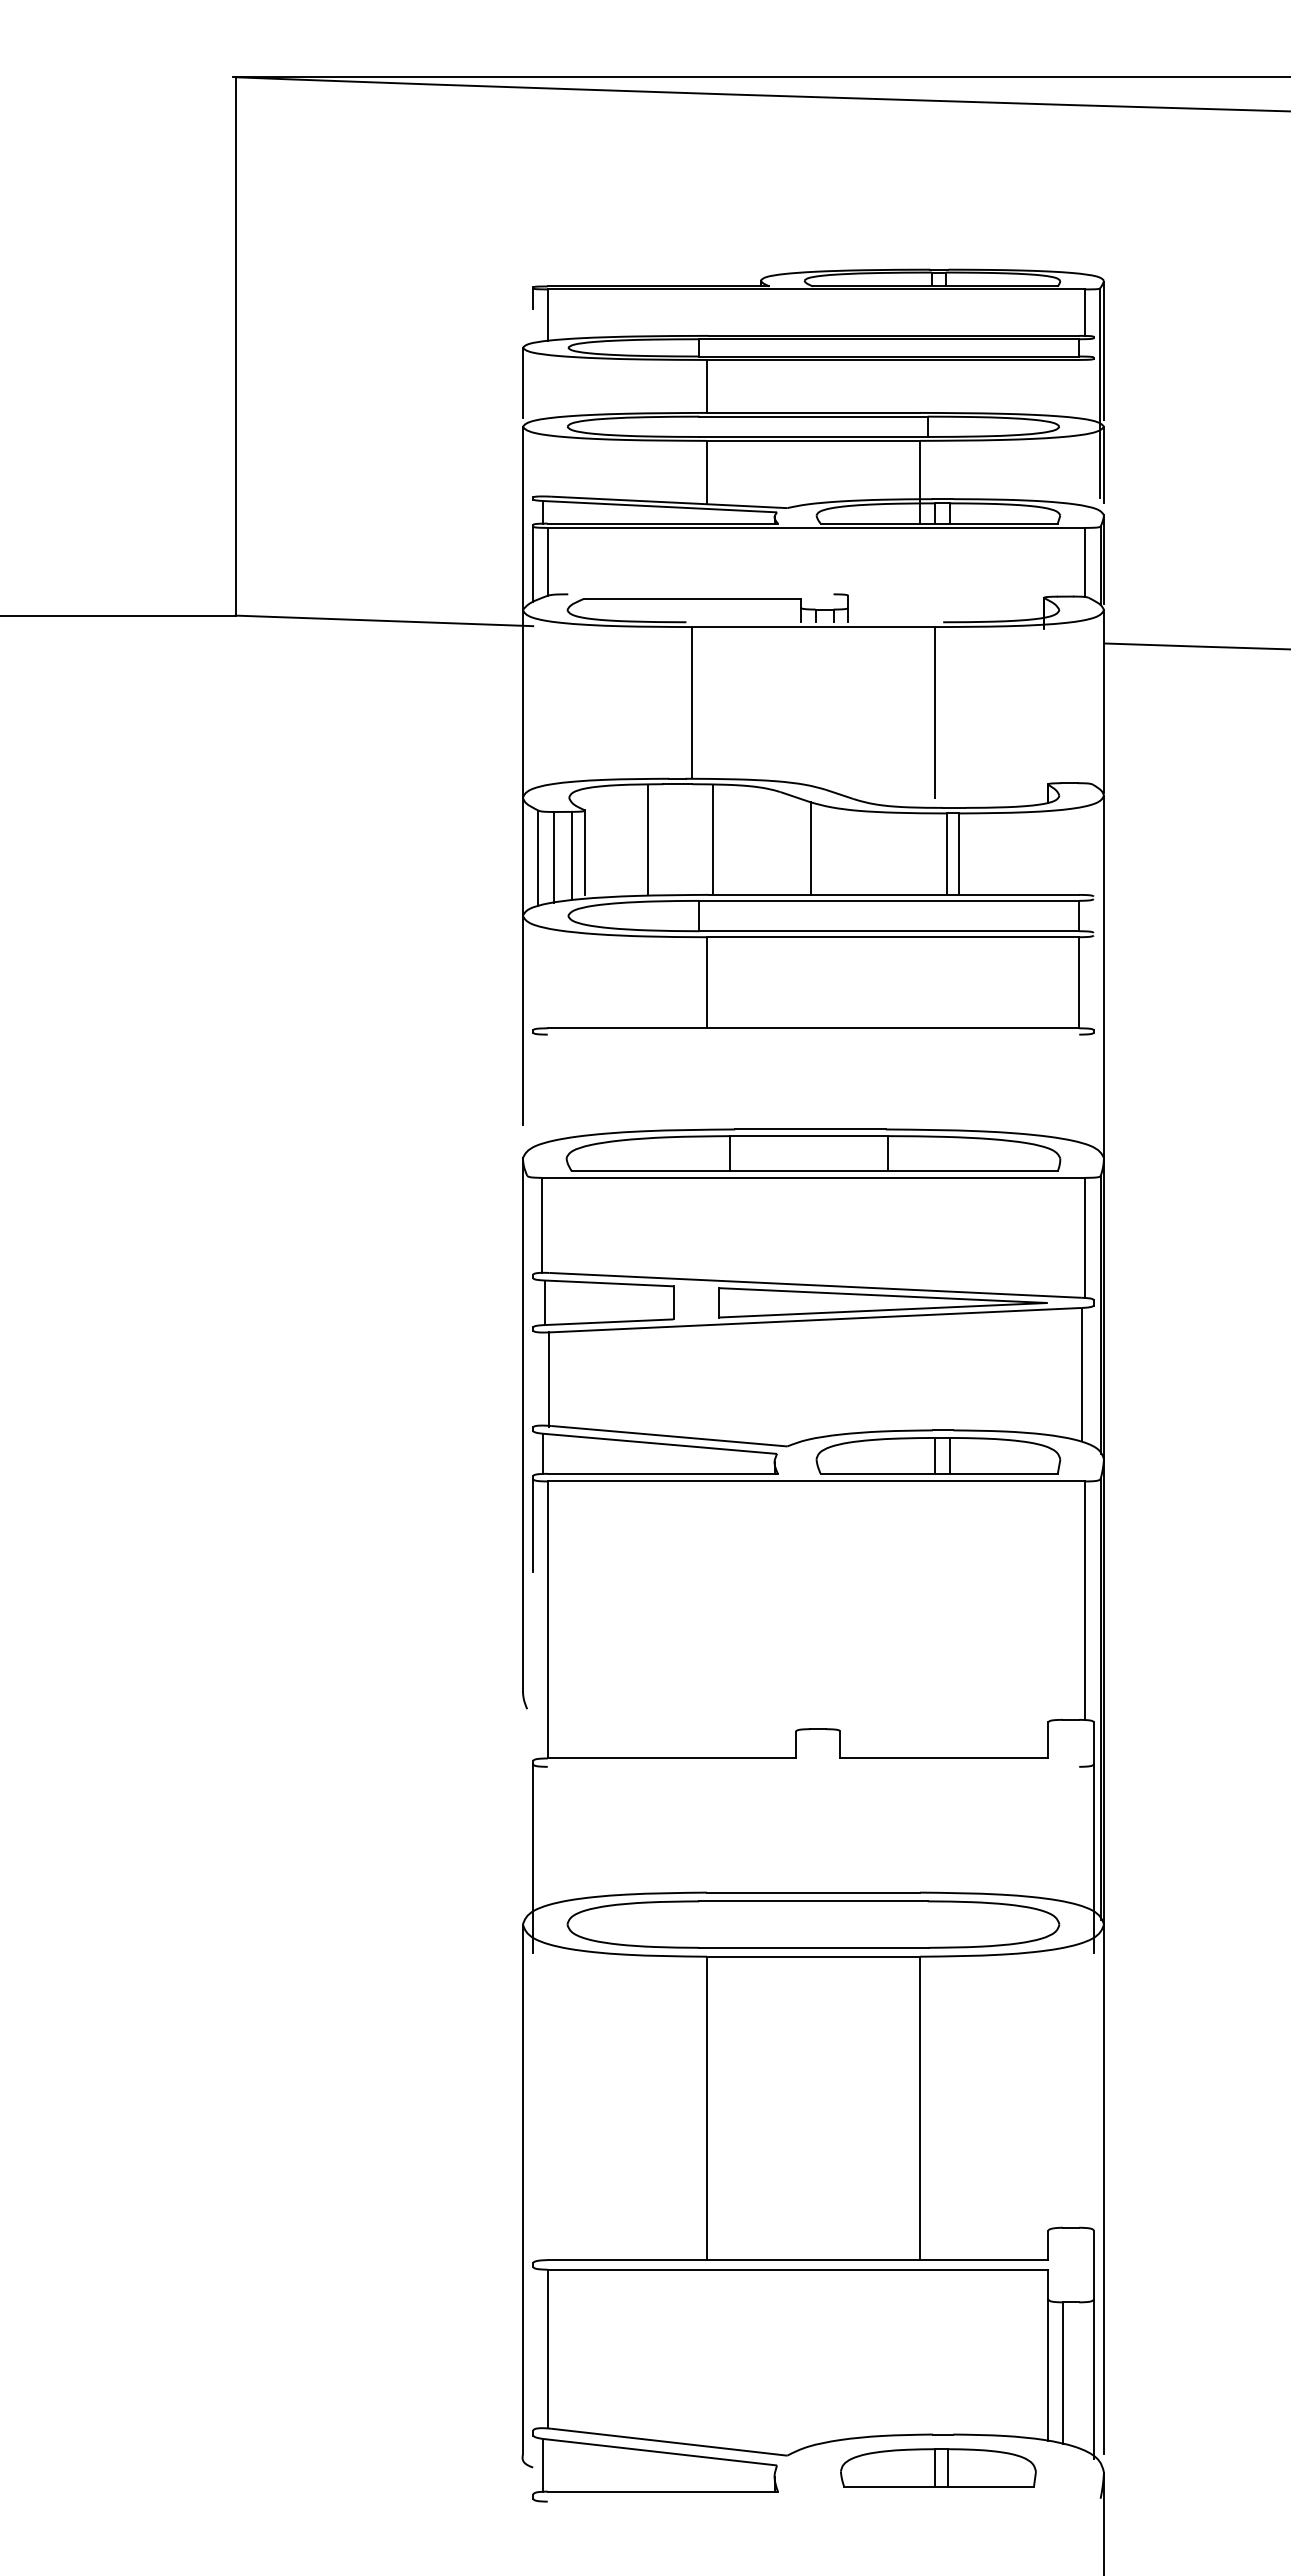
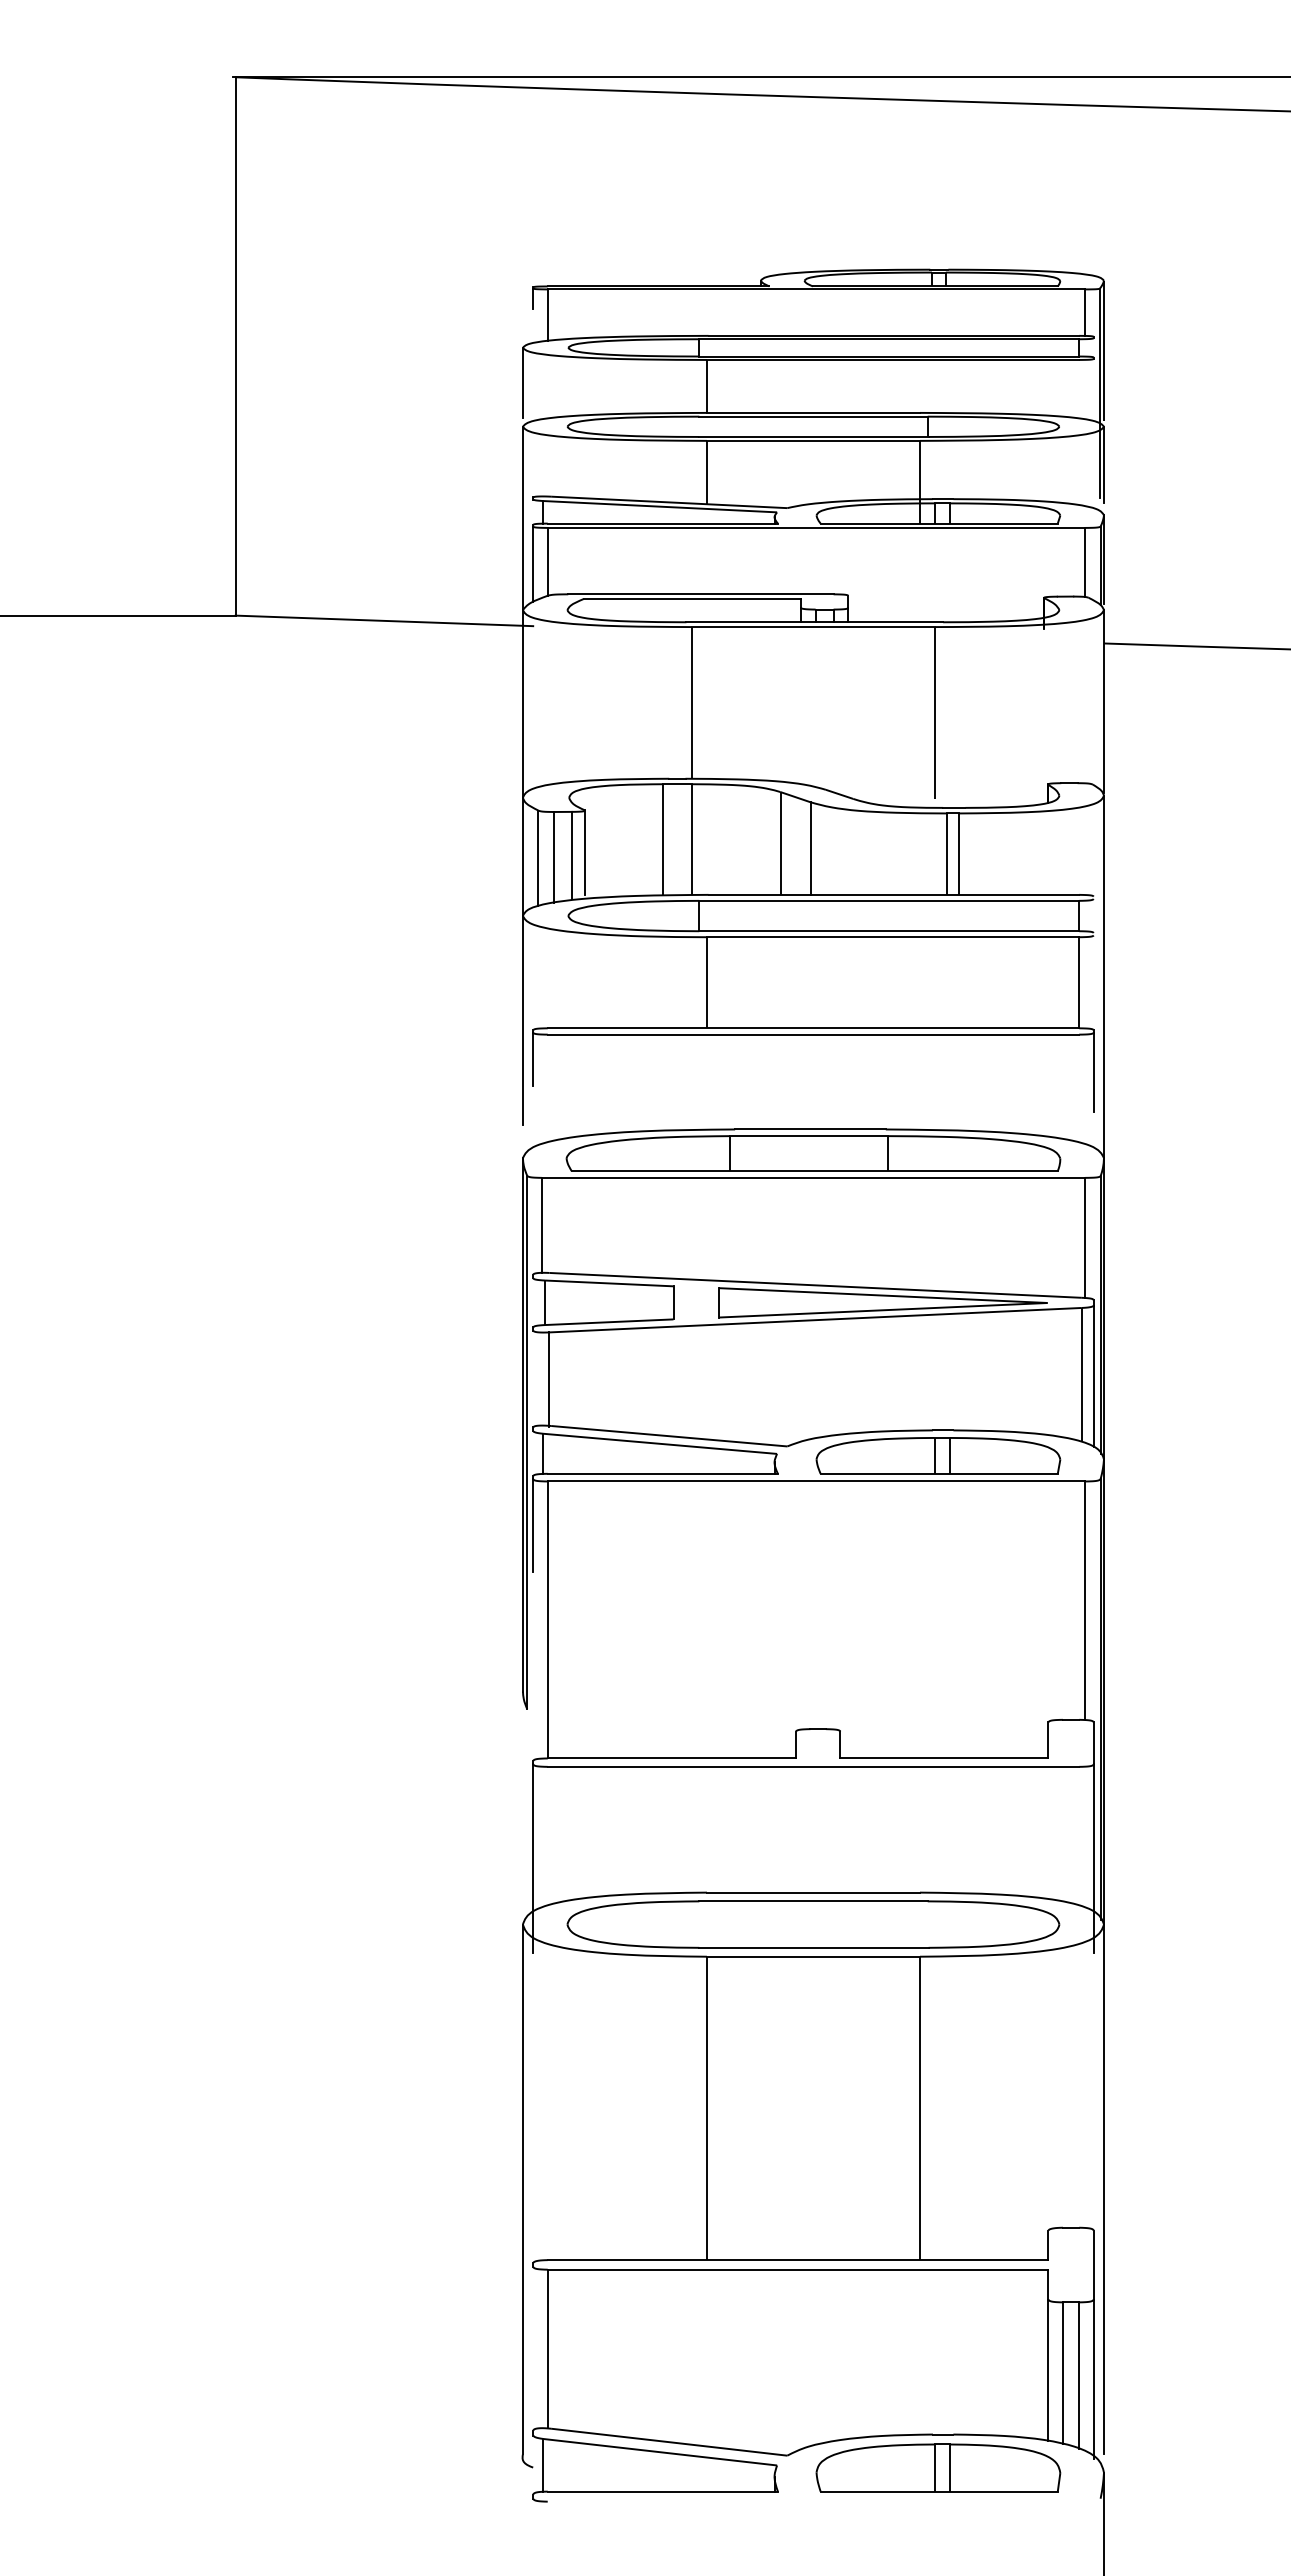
line: none -> present (700, 594)
line: none -> present (814, 622)
line position: (648, 839) -> (663, 839) (663, 839)
line position: (713, 839) -> (692, 839) (692, 839)
line: none -> present (780, 843)
line: none -> present (813, 1034)
line: none -> present (533, 1059)
line: none -> present (1093, 1071)
line: none -> present (1093, 1376)
line: none -> present (527, 1442)
line: none -> present (813, 1766)
line: none -> present (1079, 2375)
part size: 197x40 px -> 247x50 px (938, 2467)
